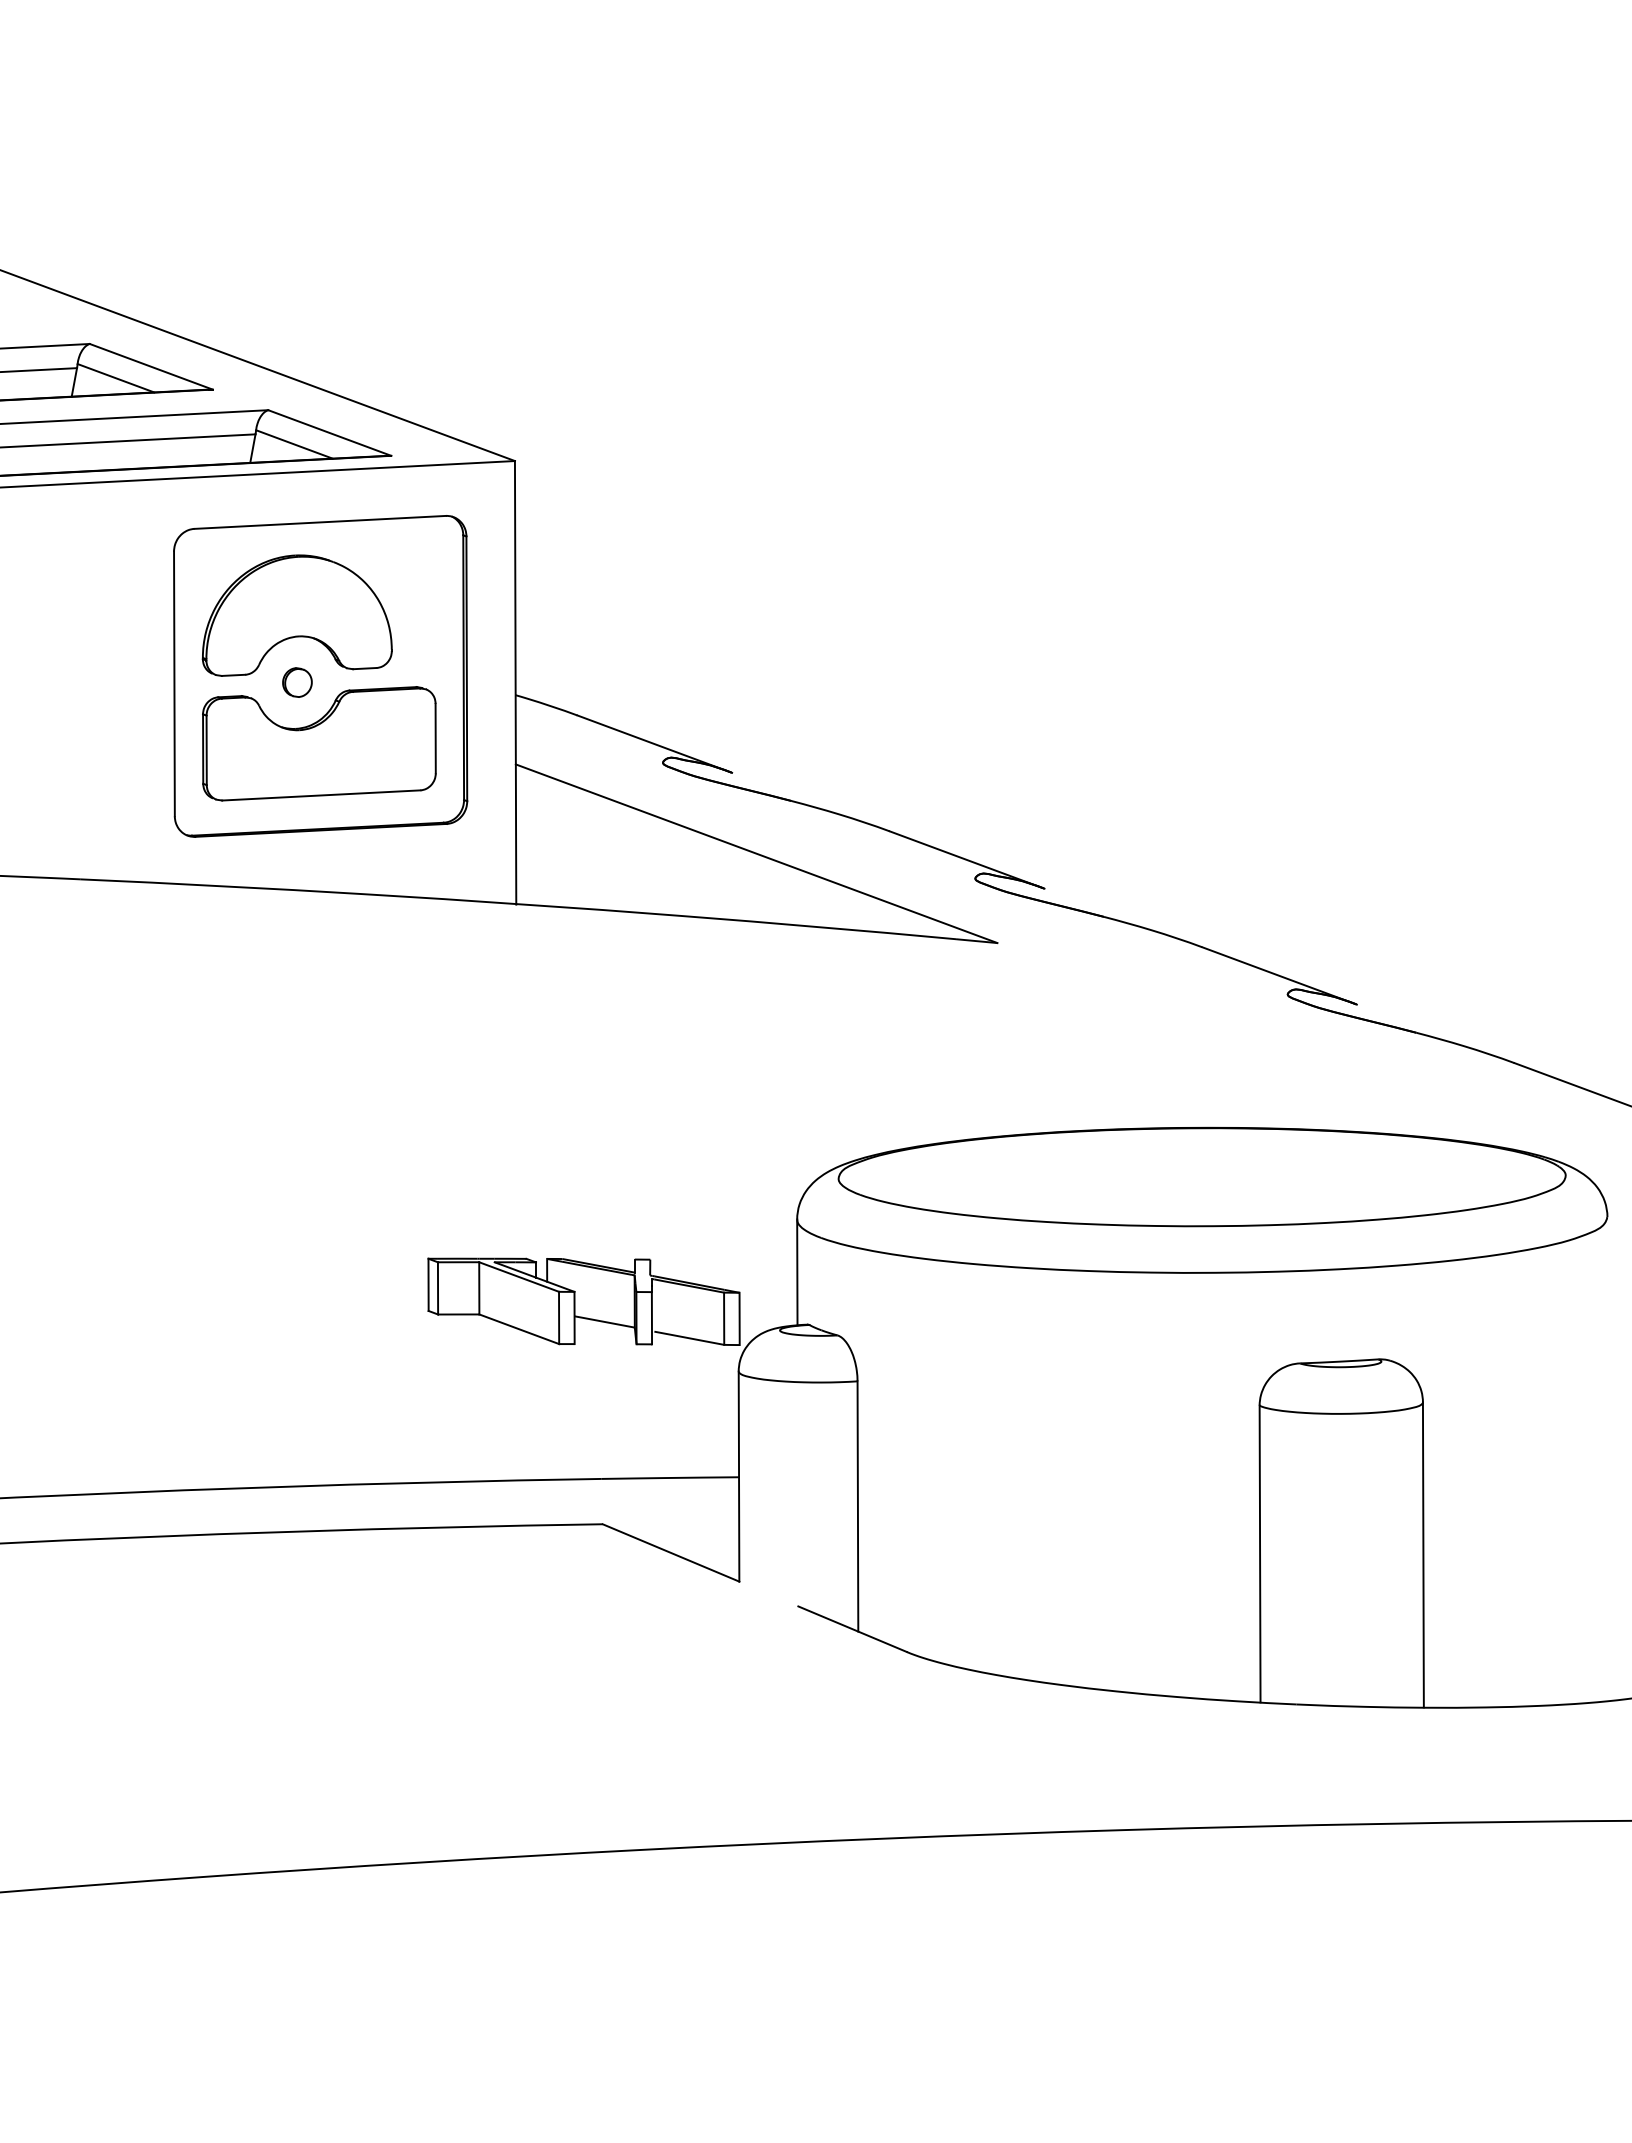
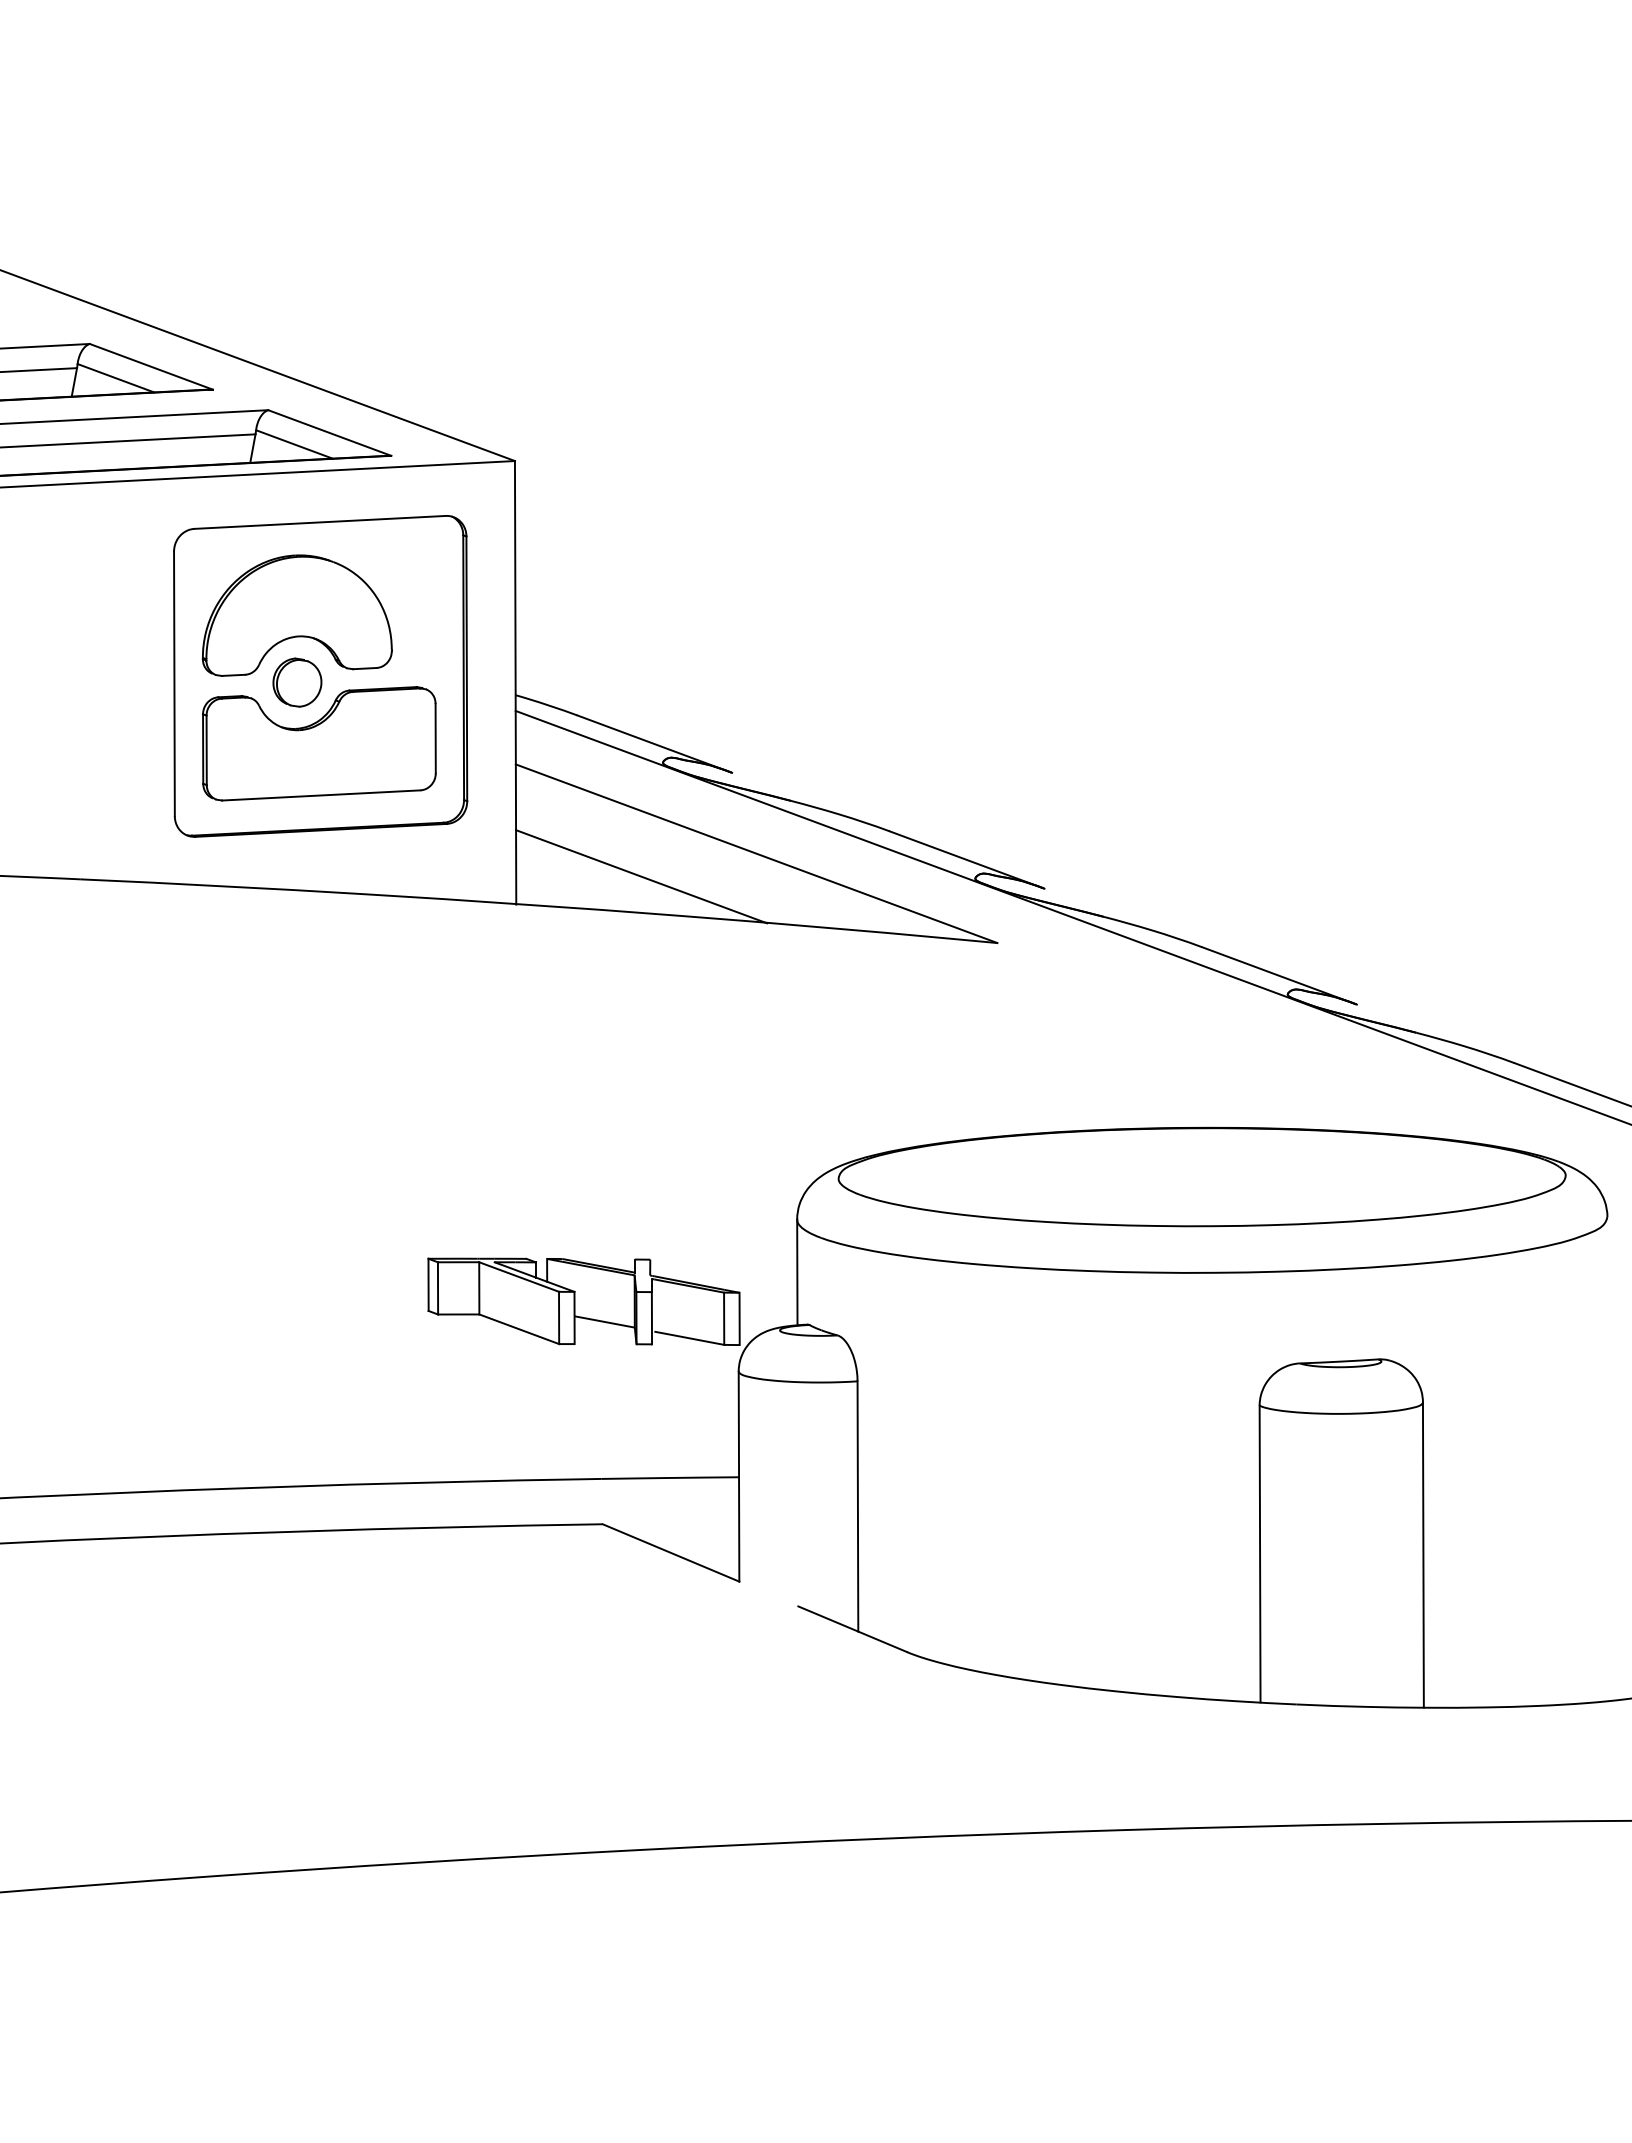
part size: 31x31 px -> 51x51 px (297, 682)
line: none -> present (641, 876)
line: none -> present (1071, 916)
